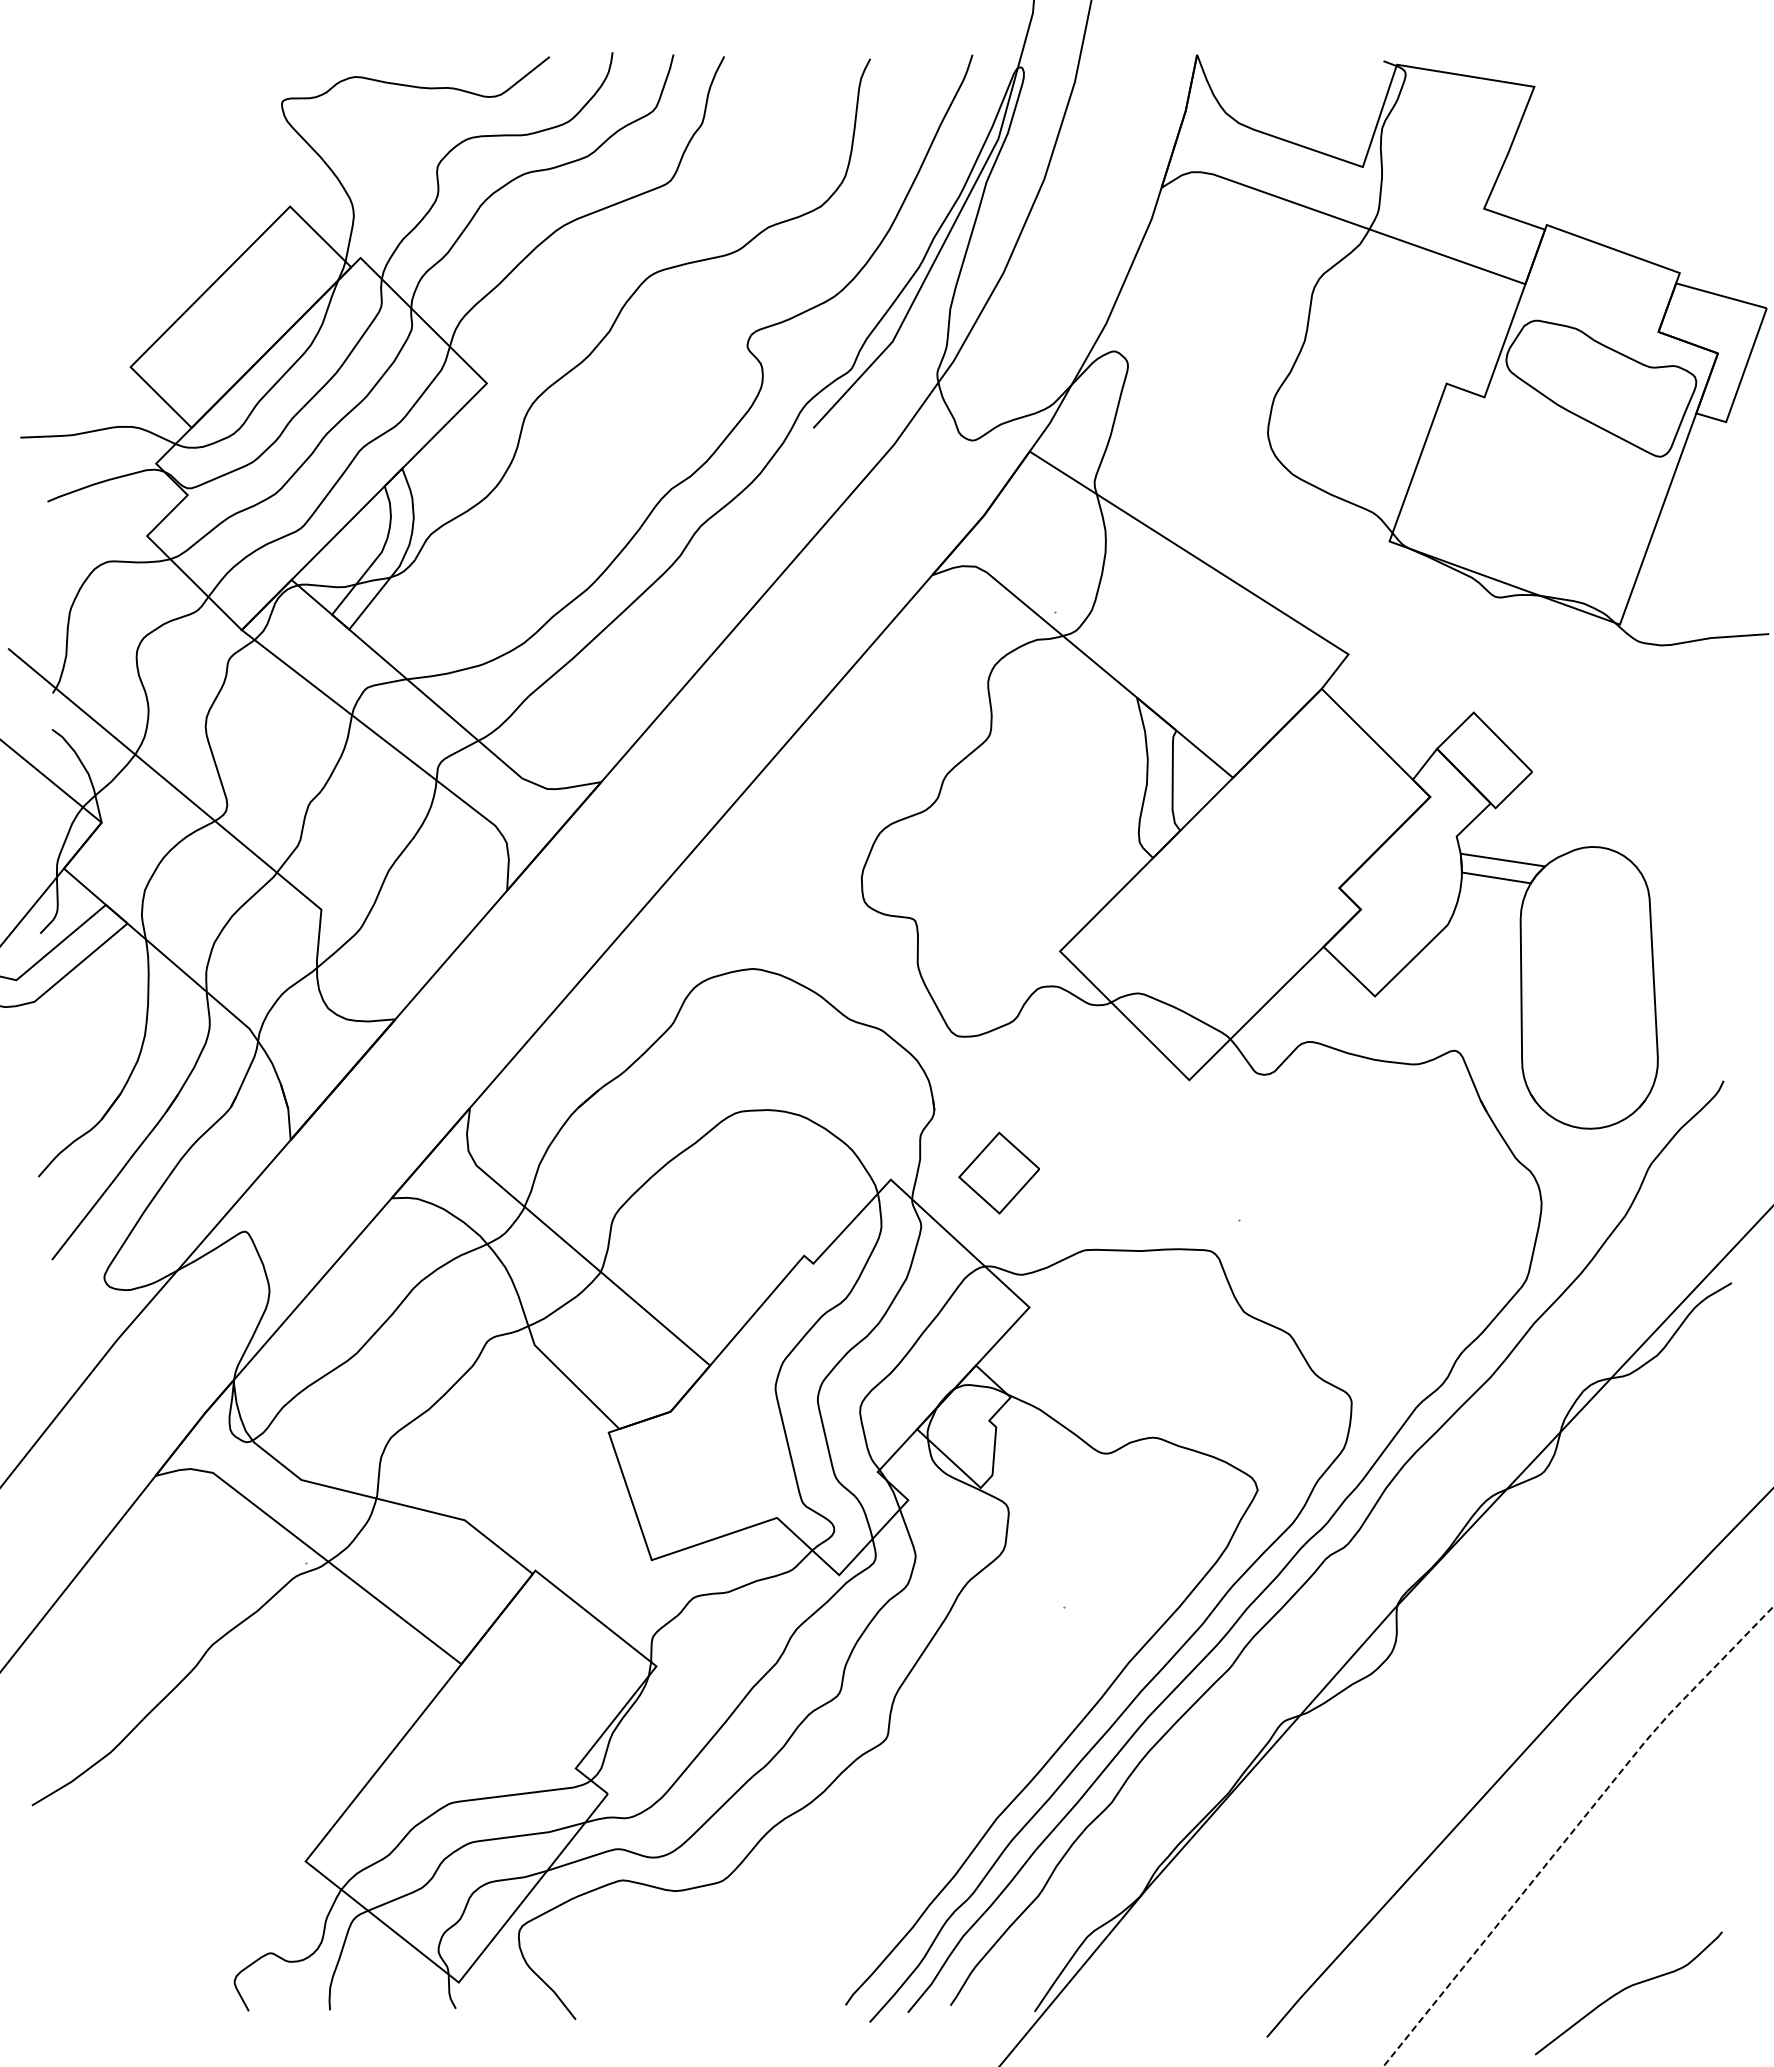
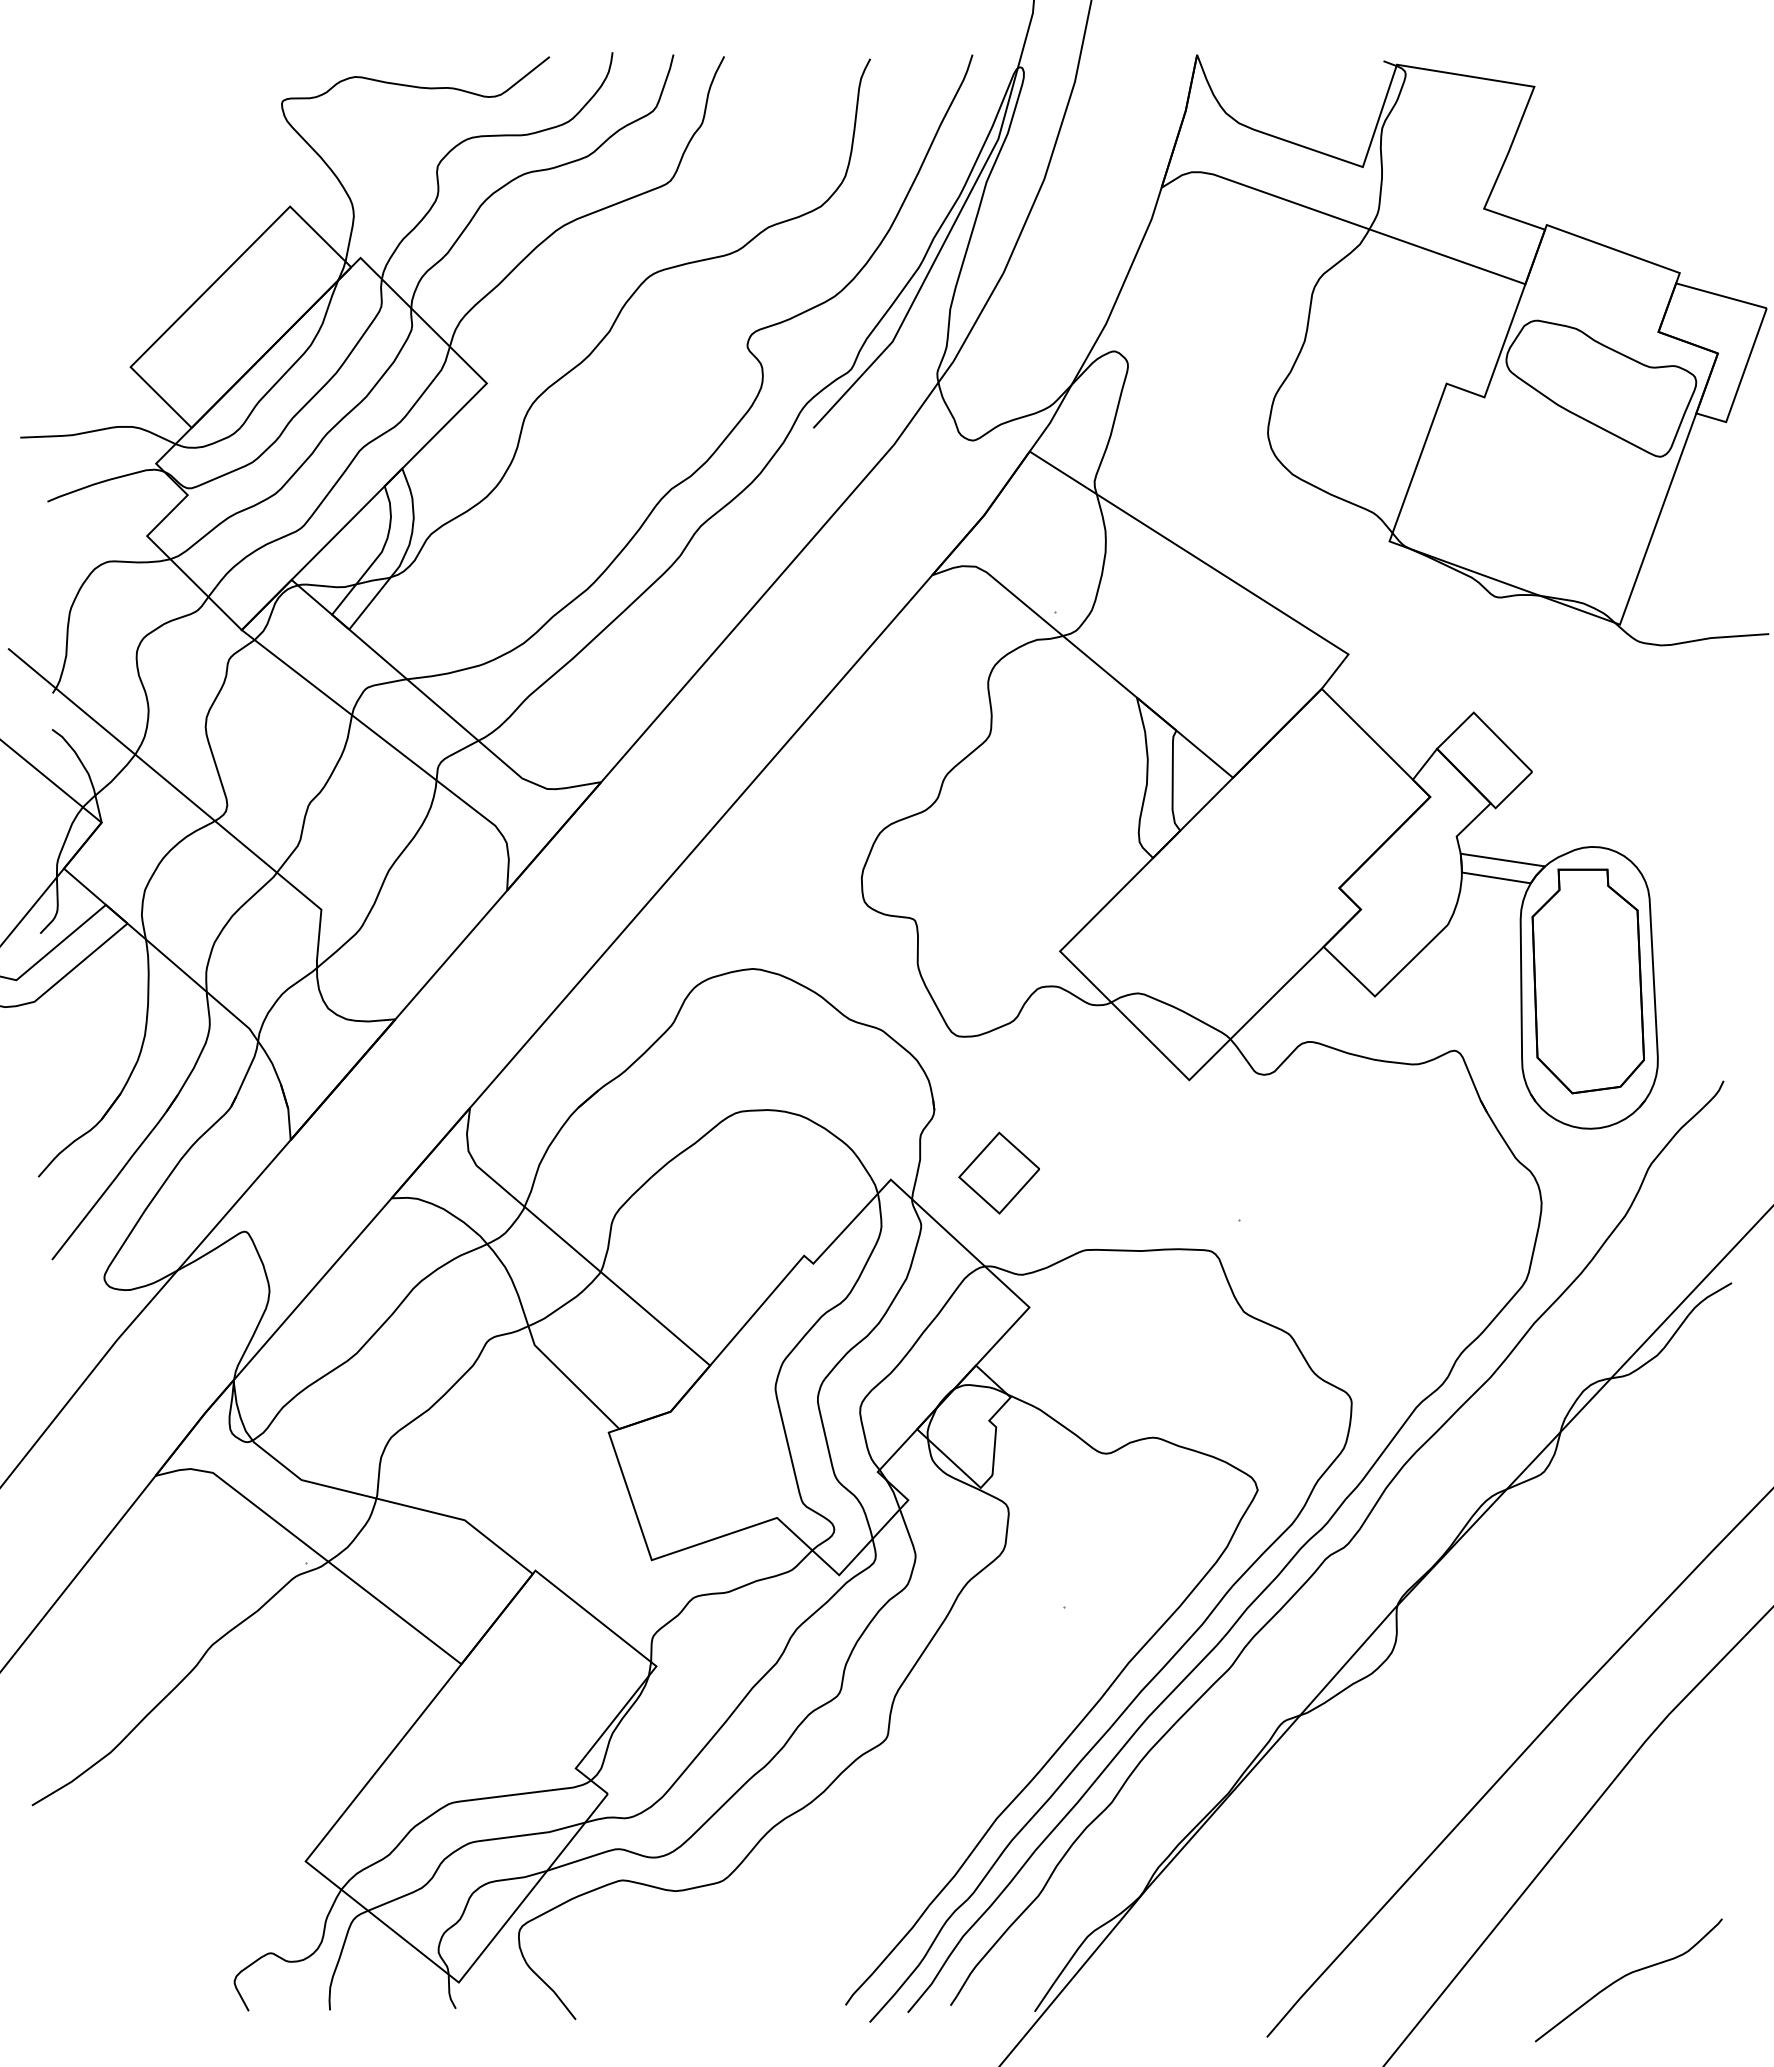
part: none -> present (1587, 981)
line: dashed -> solid (1573, 1830)
curve position: (1626, 1989) -> (1626, 1976) (1626, 1976)
